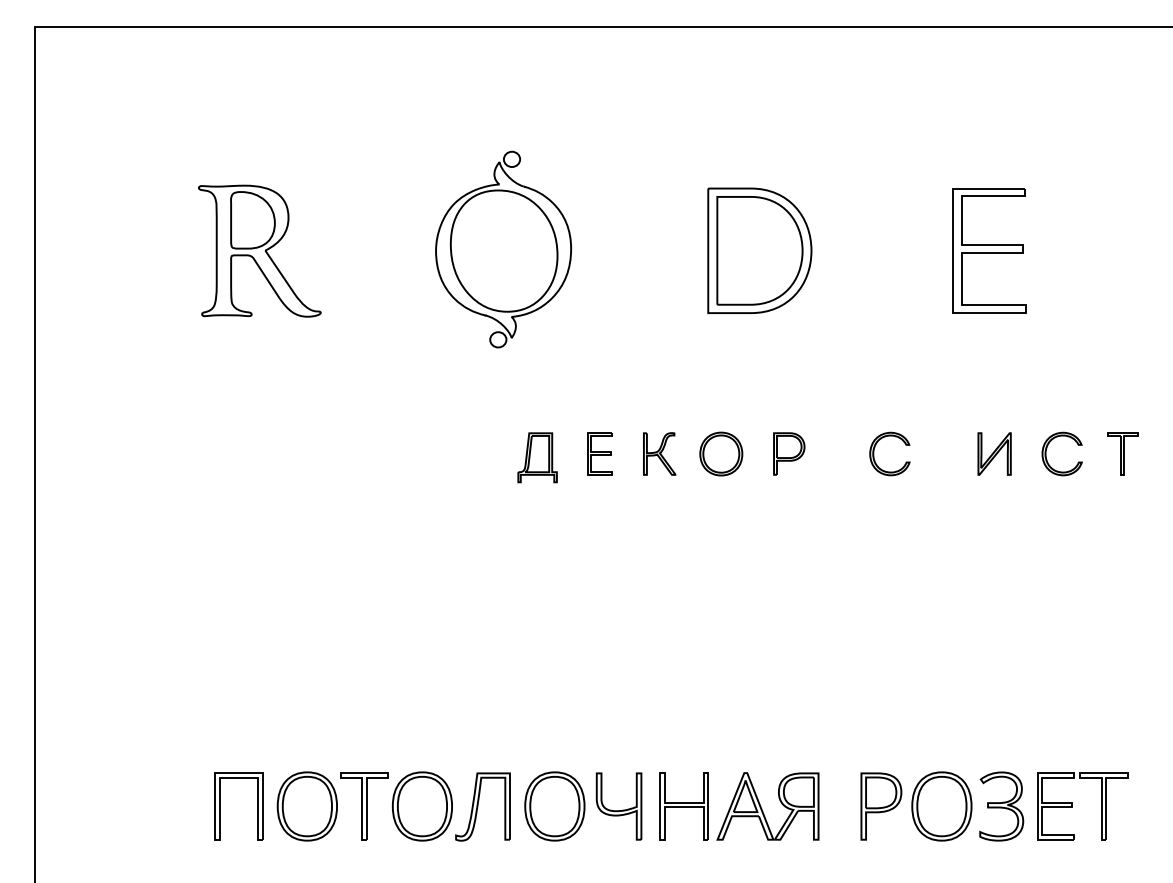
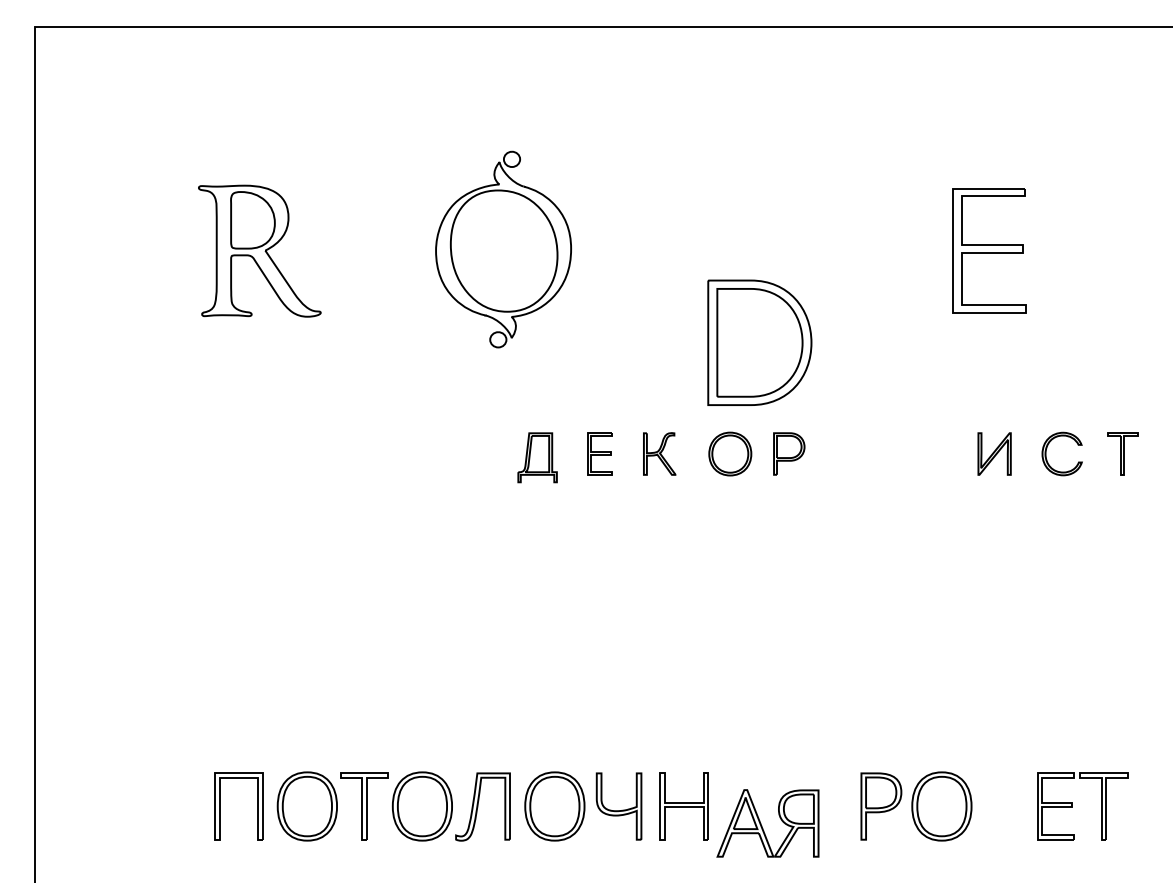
part position: (759, 250) -> (759, 342) (759, 342)
part position: (721, 453) -> (730, 453) (730, 453)
part: present -> none (874, 453)
part position: (767, 806) -> (767, 823) (767, 823)
part: present -> none (1001, 806)
